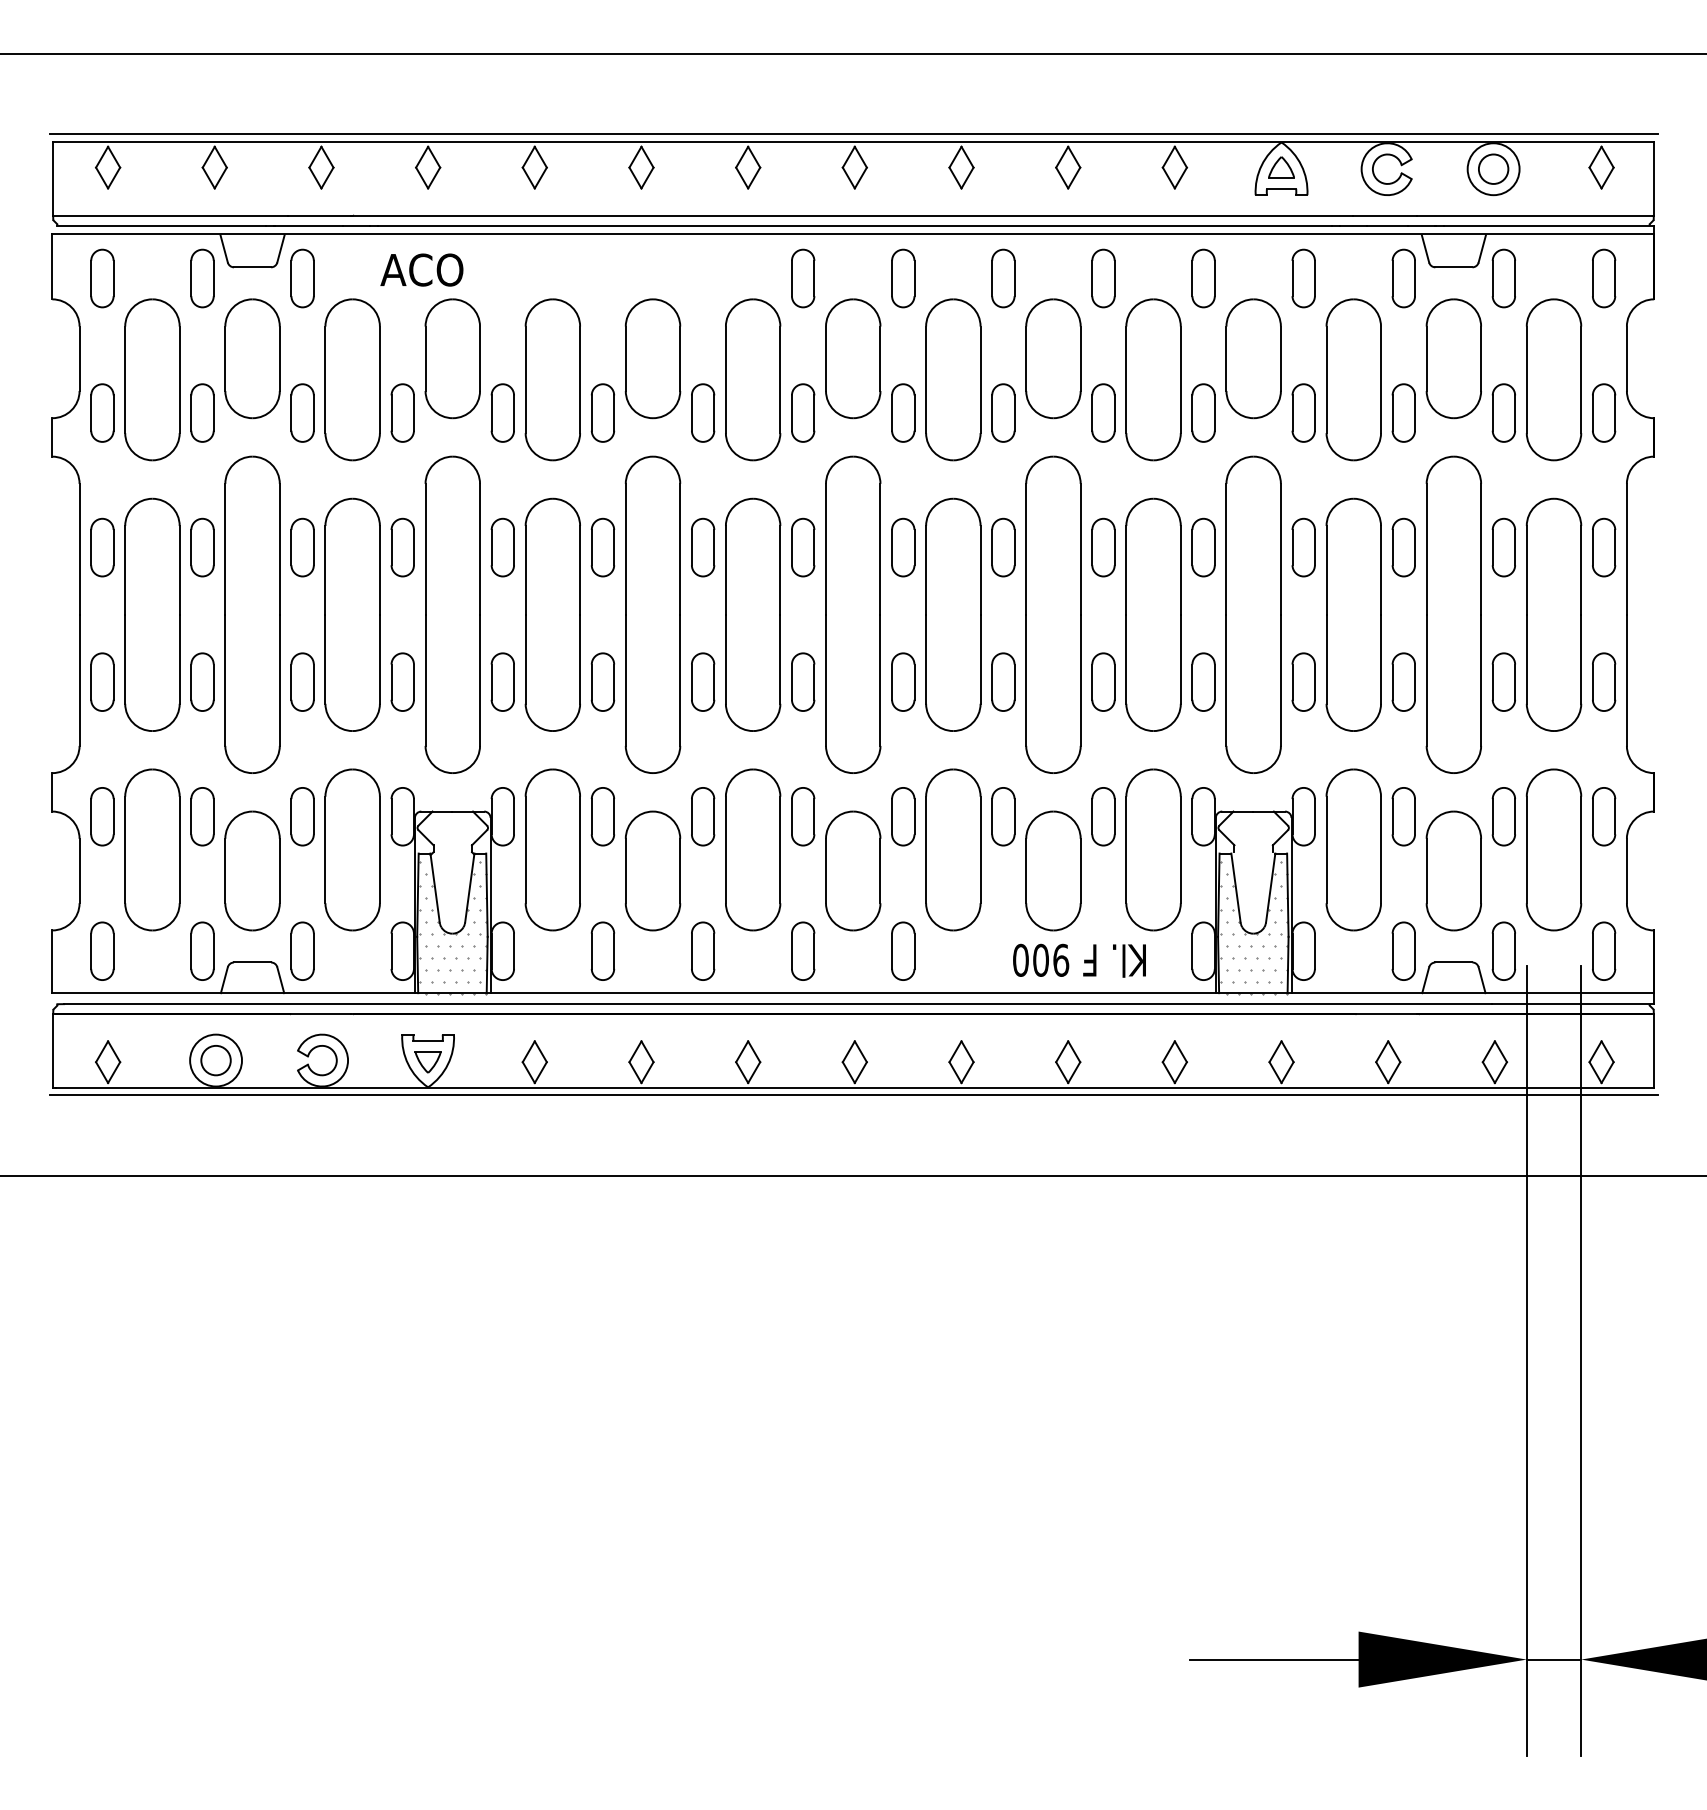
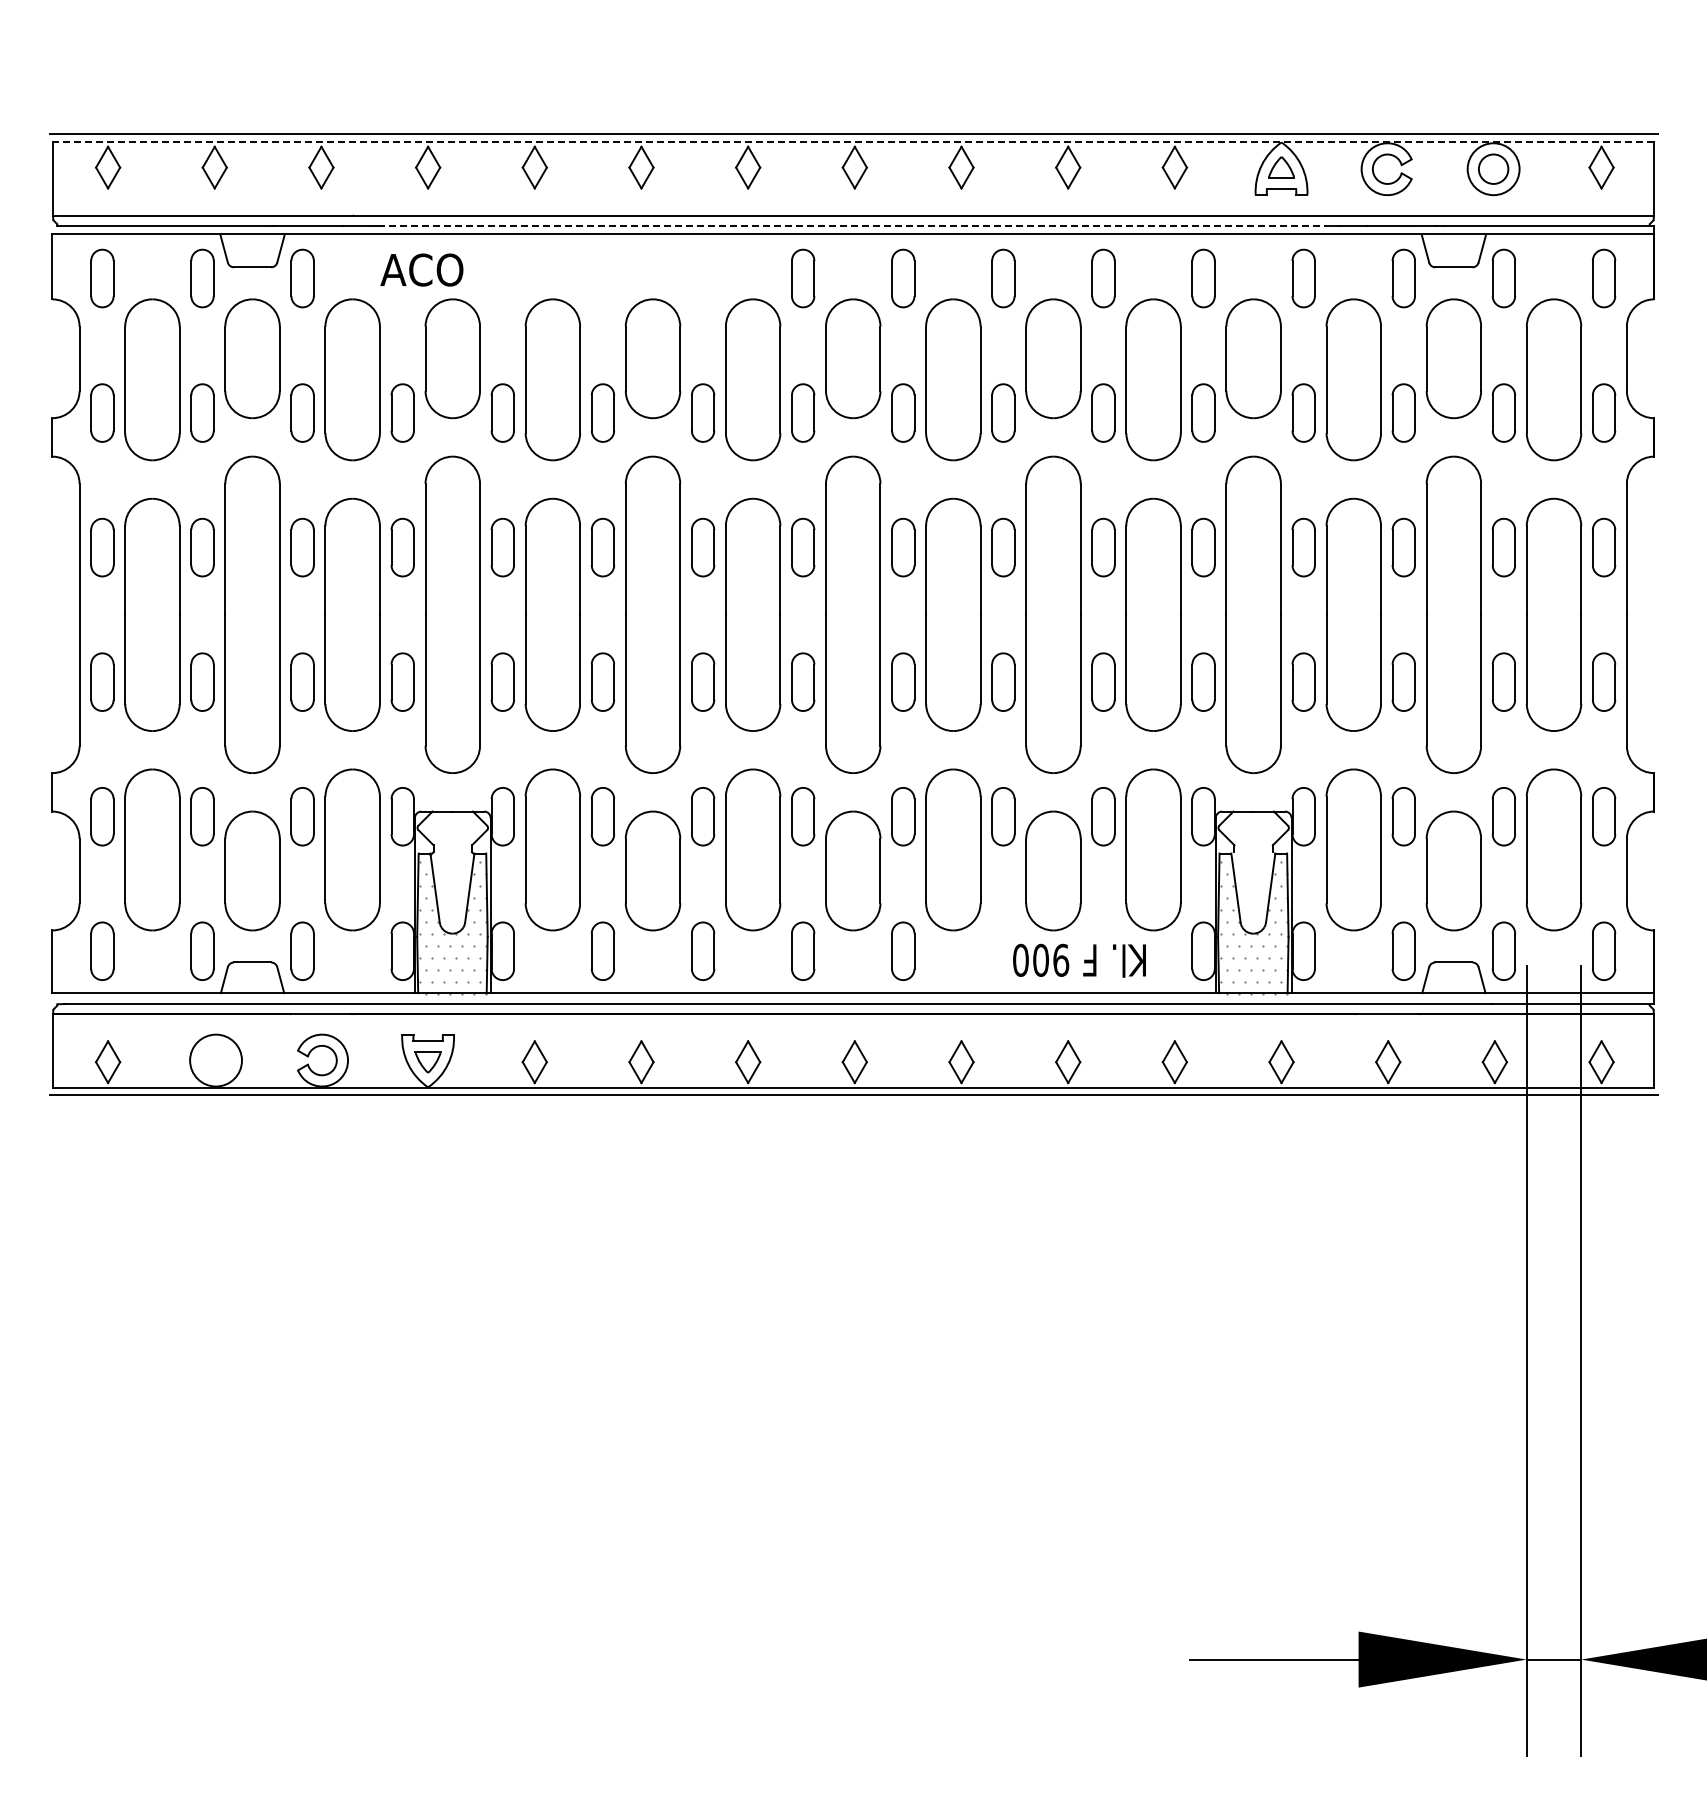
line: present -> none (852, 54)
line: solid -> dashed (853, 141)
line: solid -> dashed (854, 225)
circle: present -> none (215, 1060)
line: present -> none (852, 1175)
